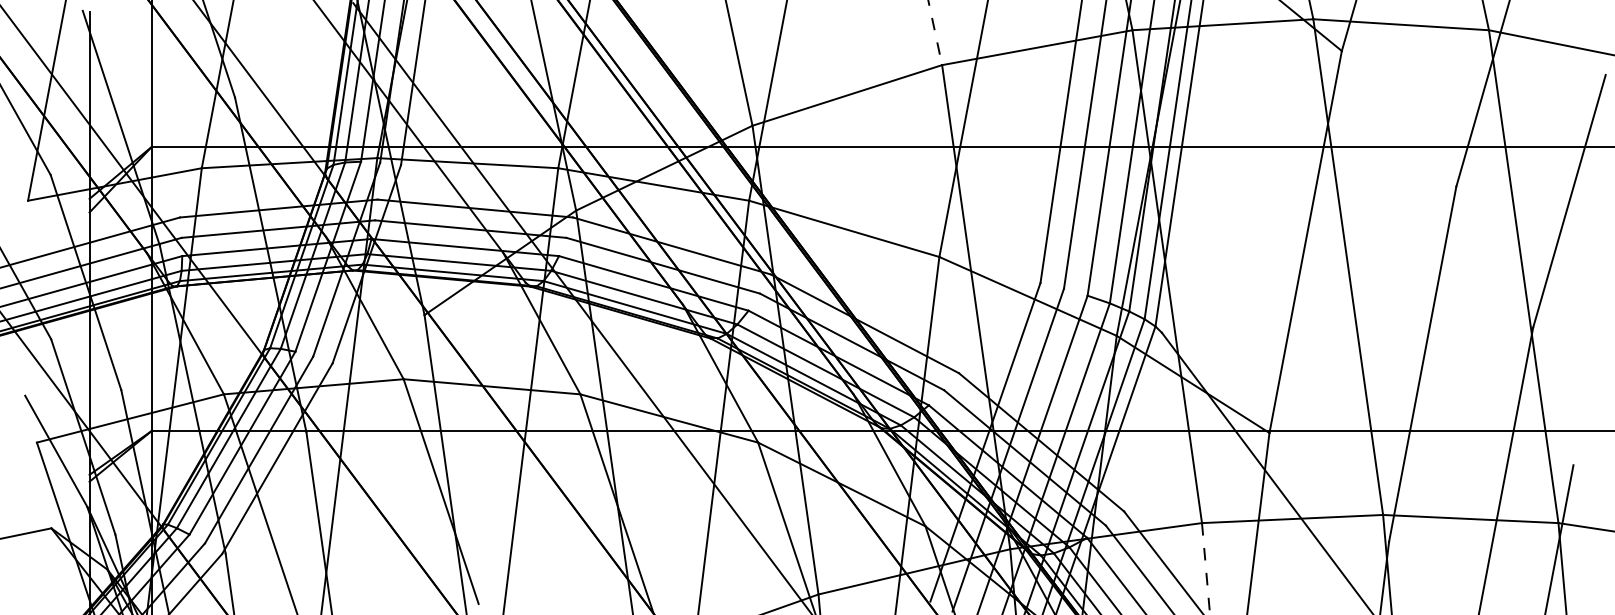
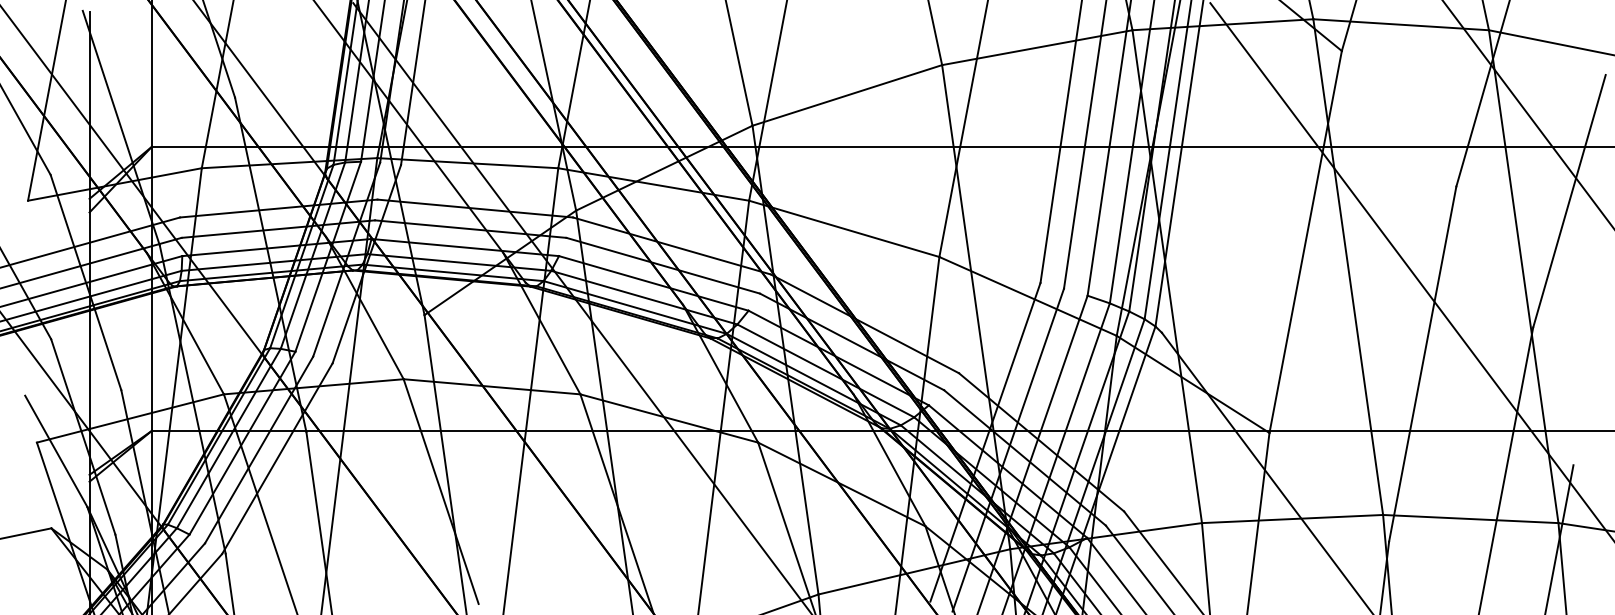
line: dashed -> solid (935, 32)
line: none -> present (1527, 113)
line: none -> present (1410, 270)
line: dashed -> solid (1206, 568)
